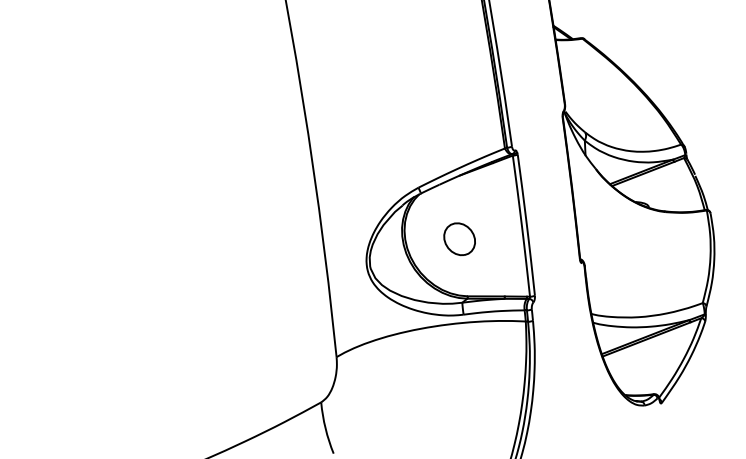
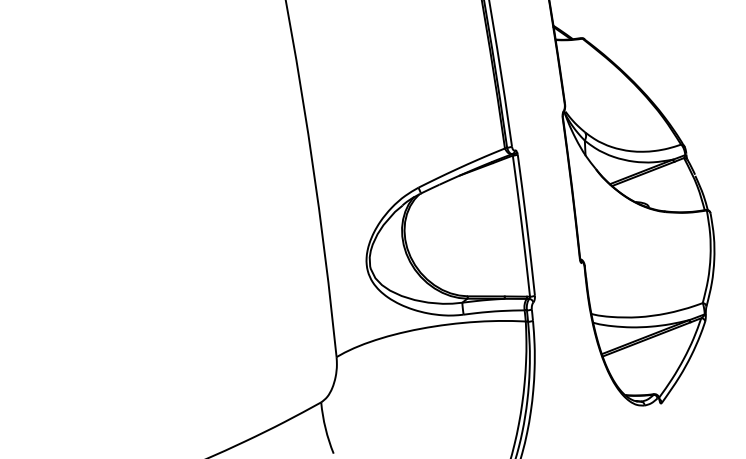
part: present -> none (459, 239)
